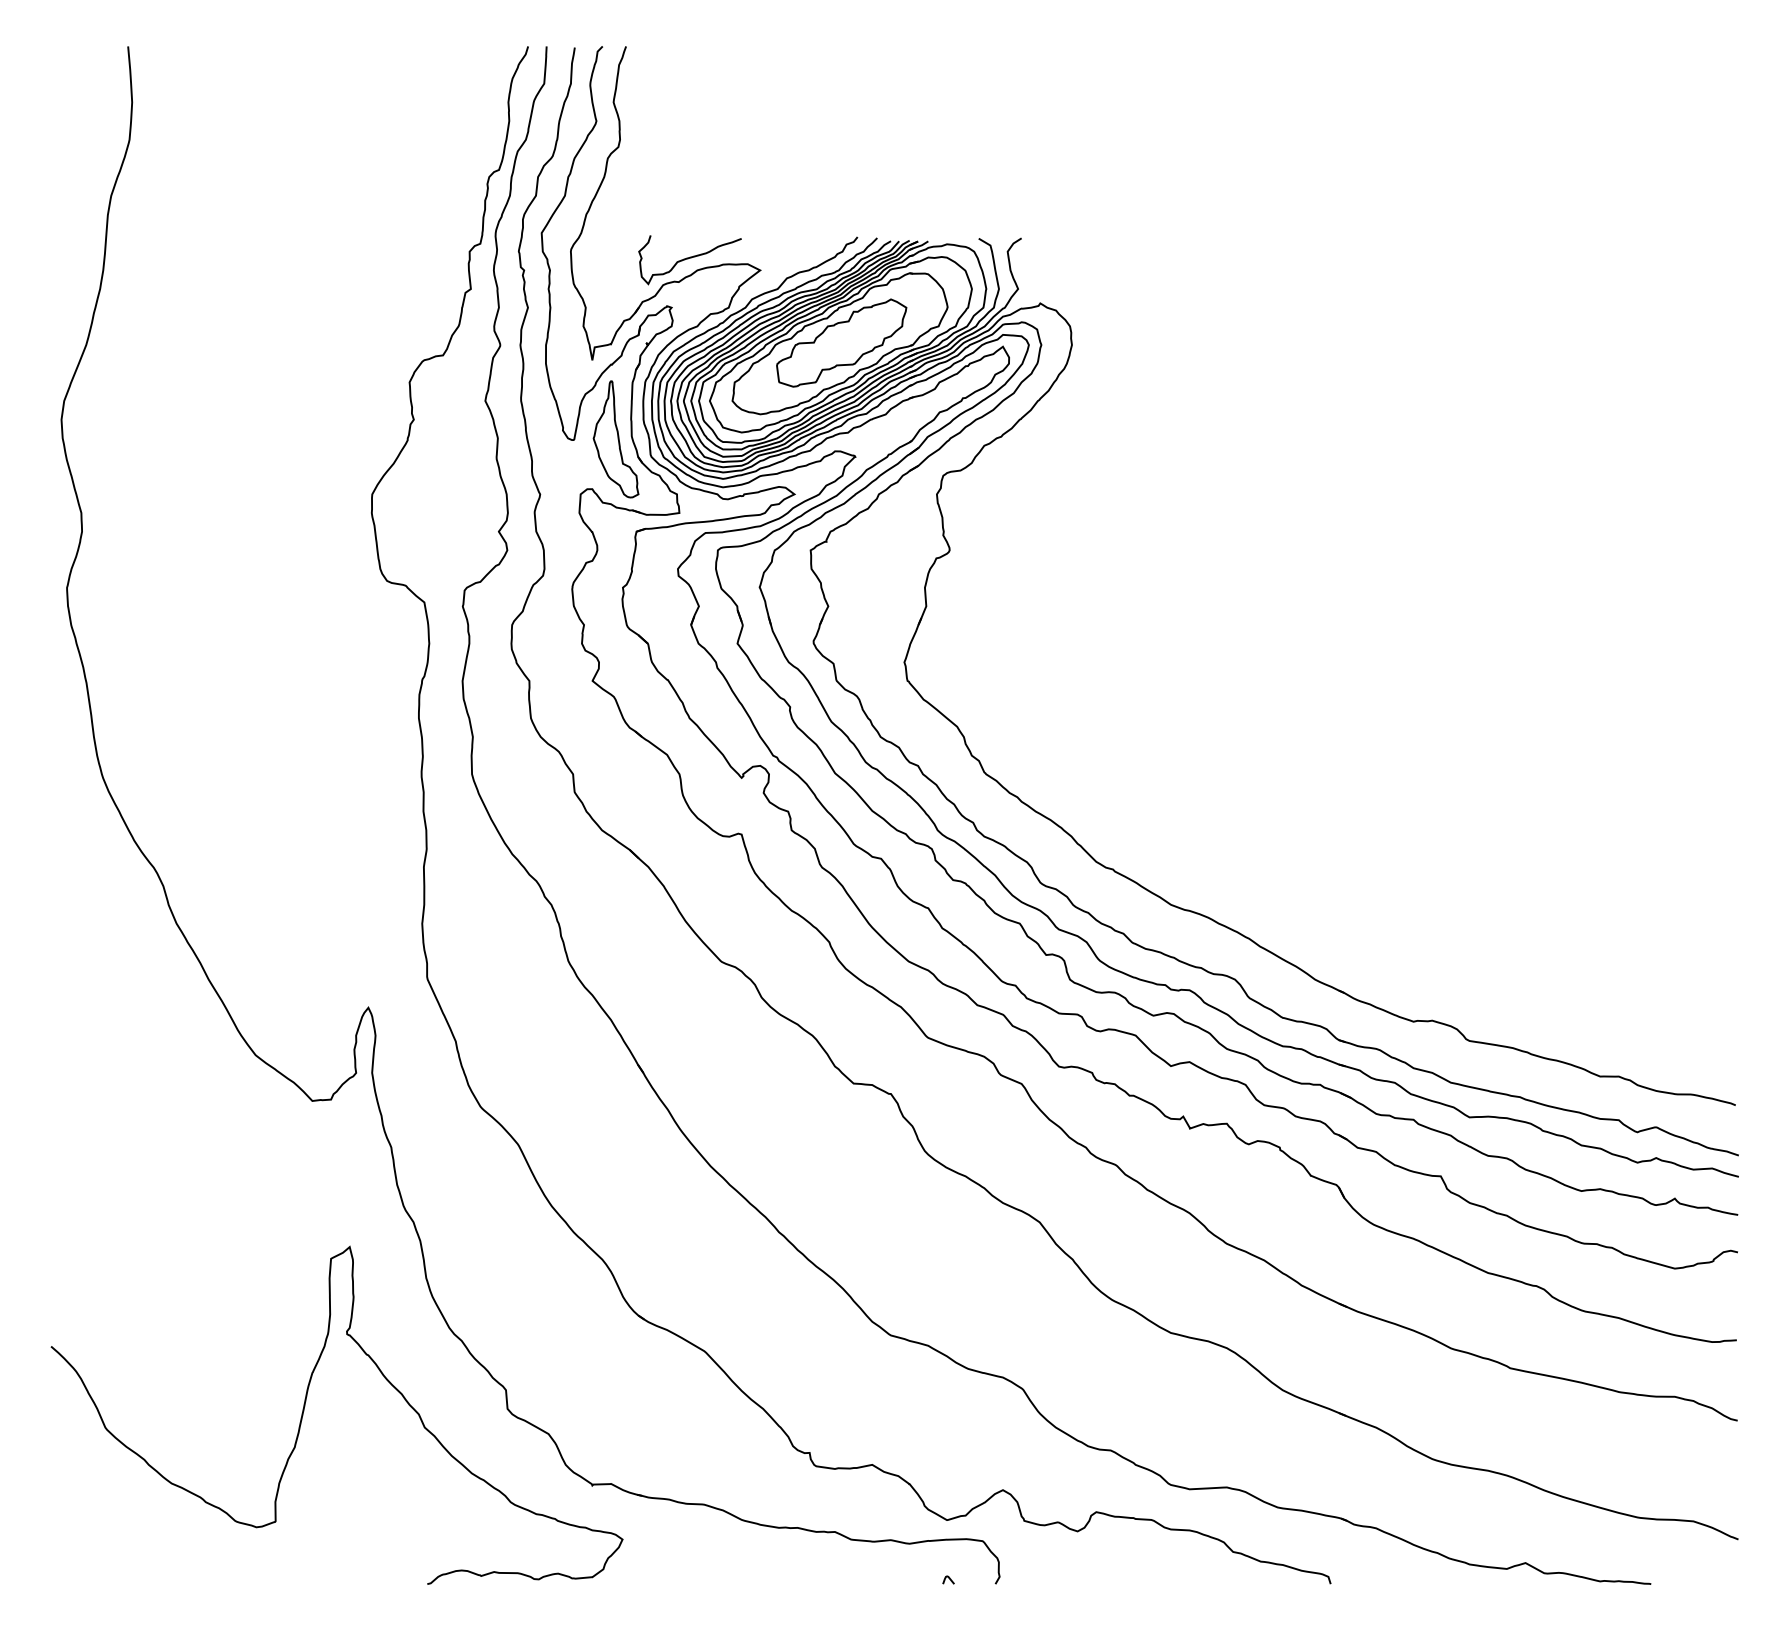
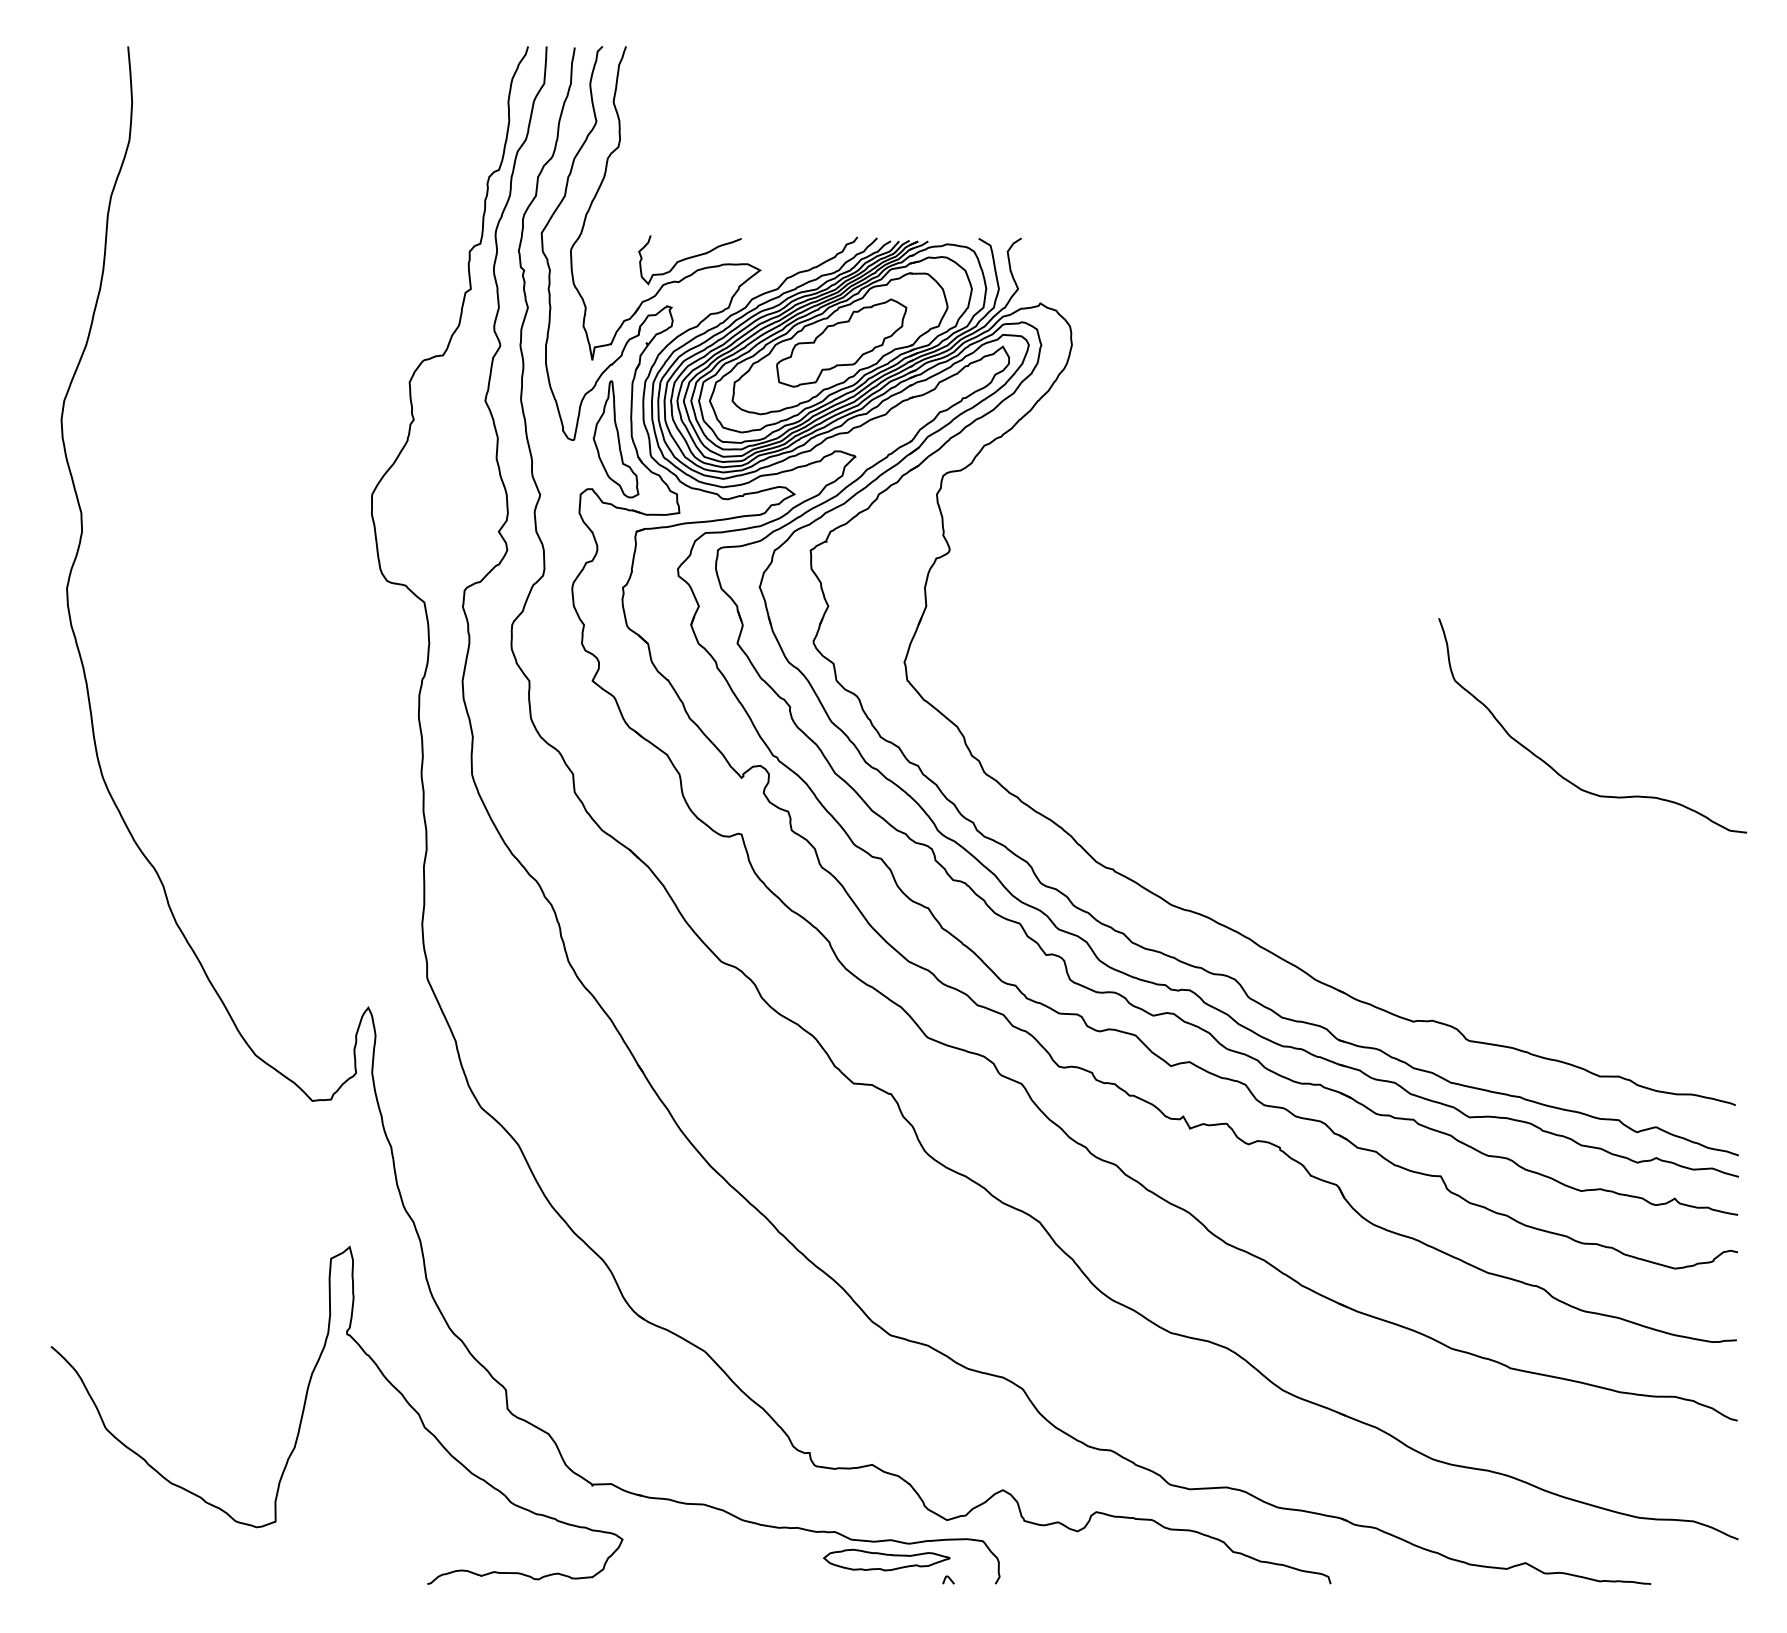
curve: none -> present (1557, 771)
part: none -> present (886, 1559)
